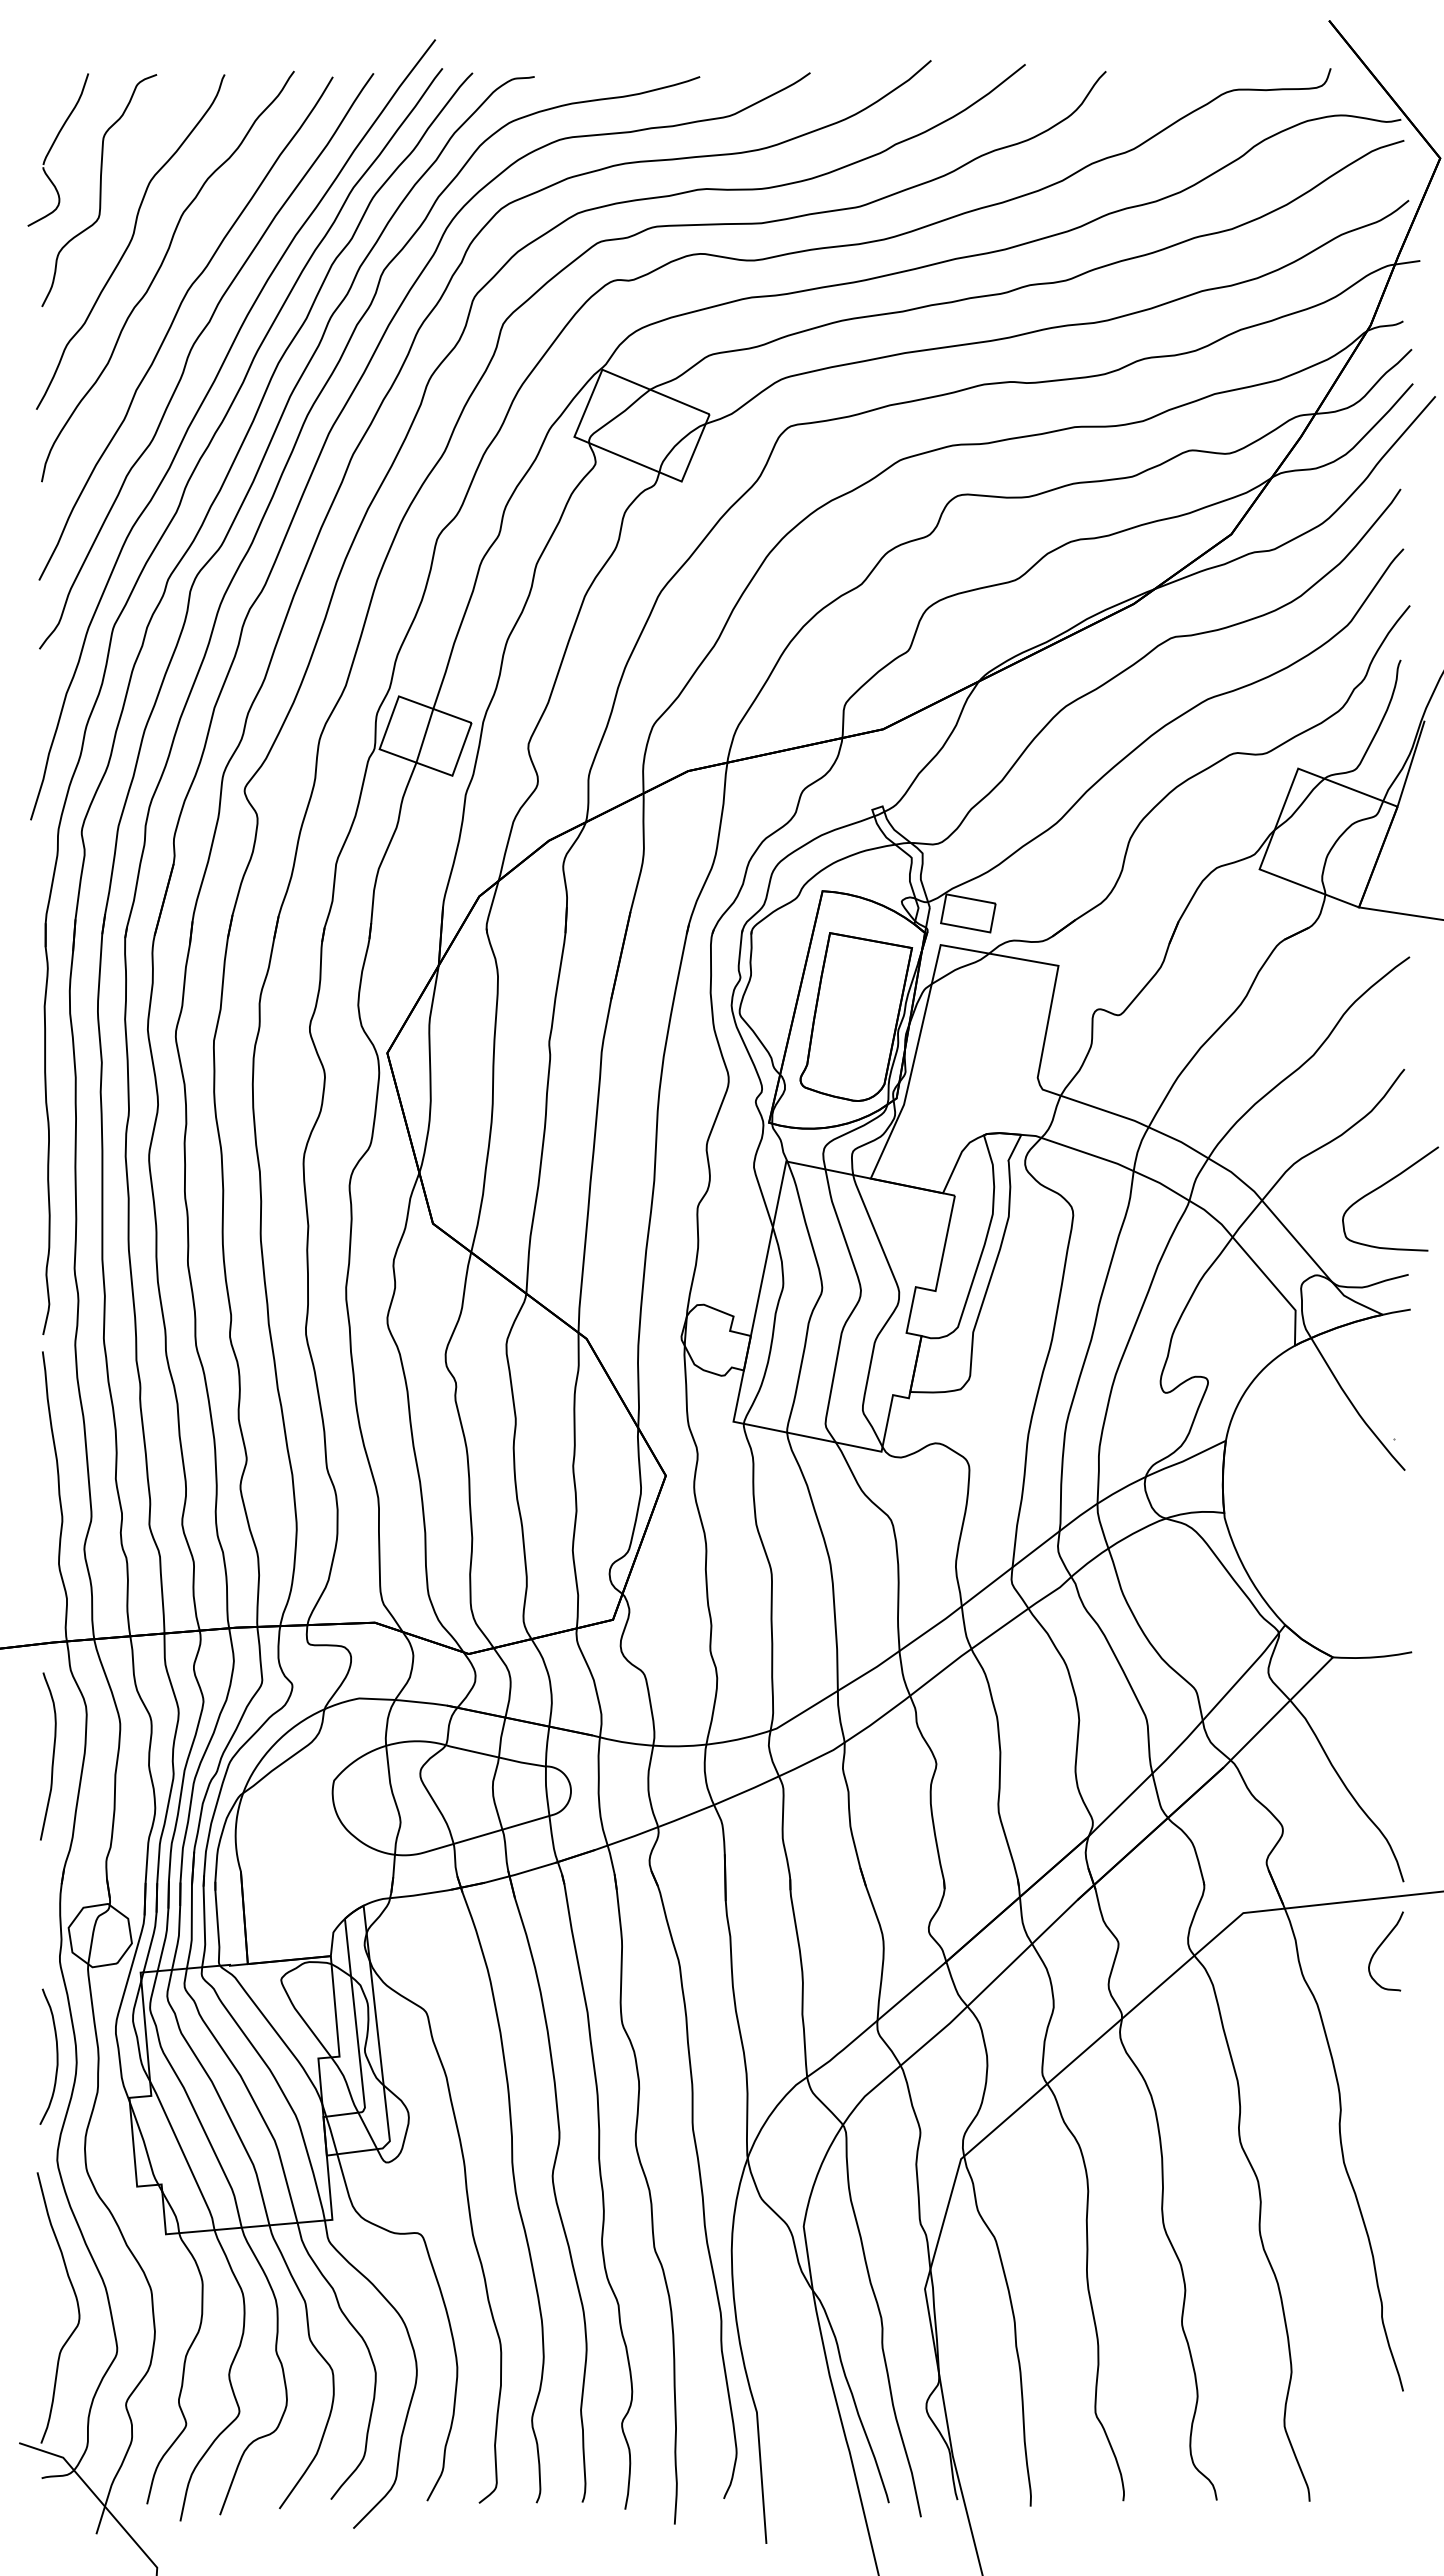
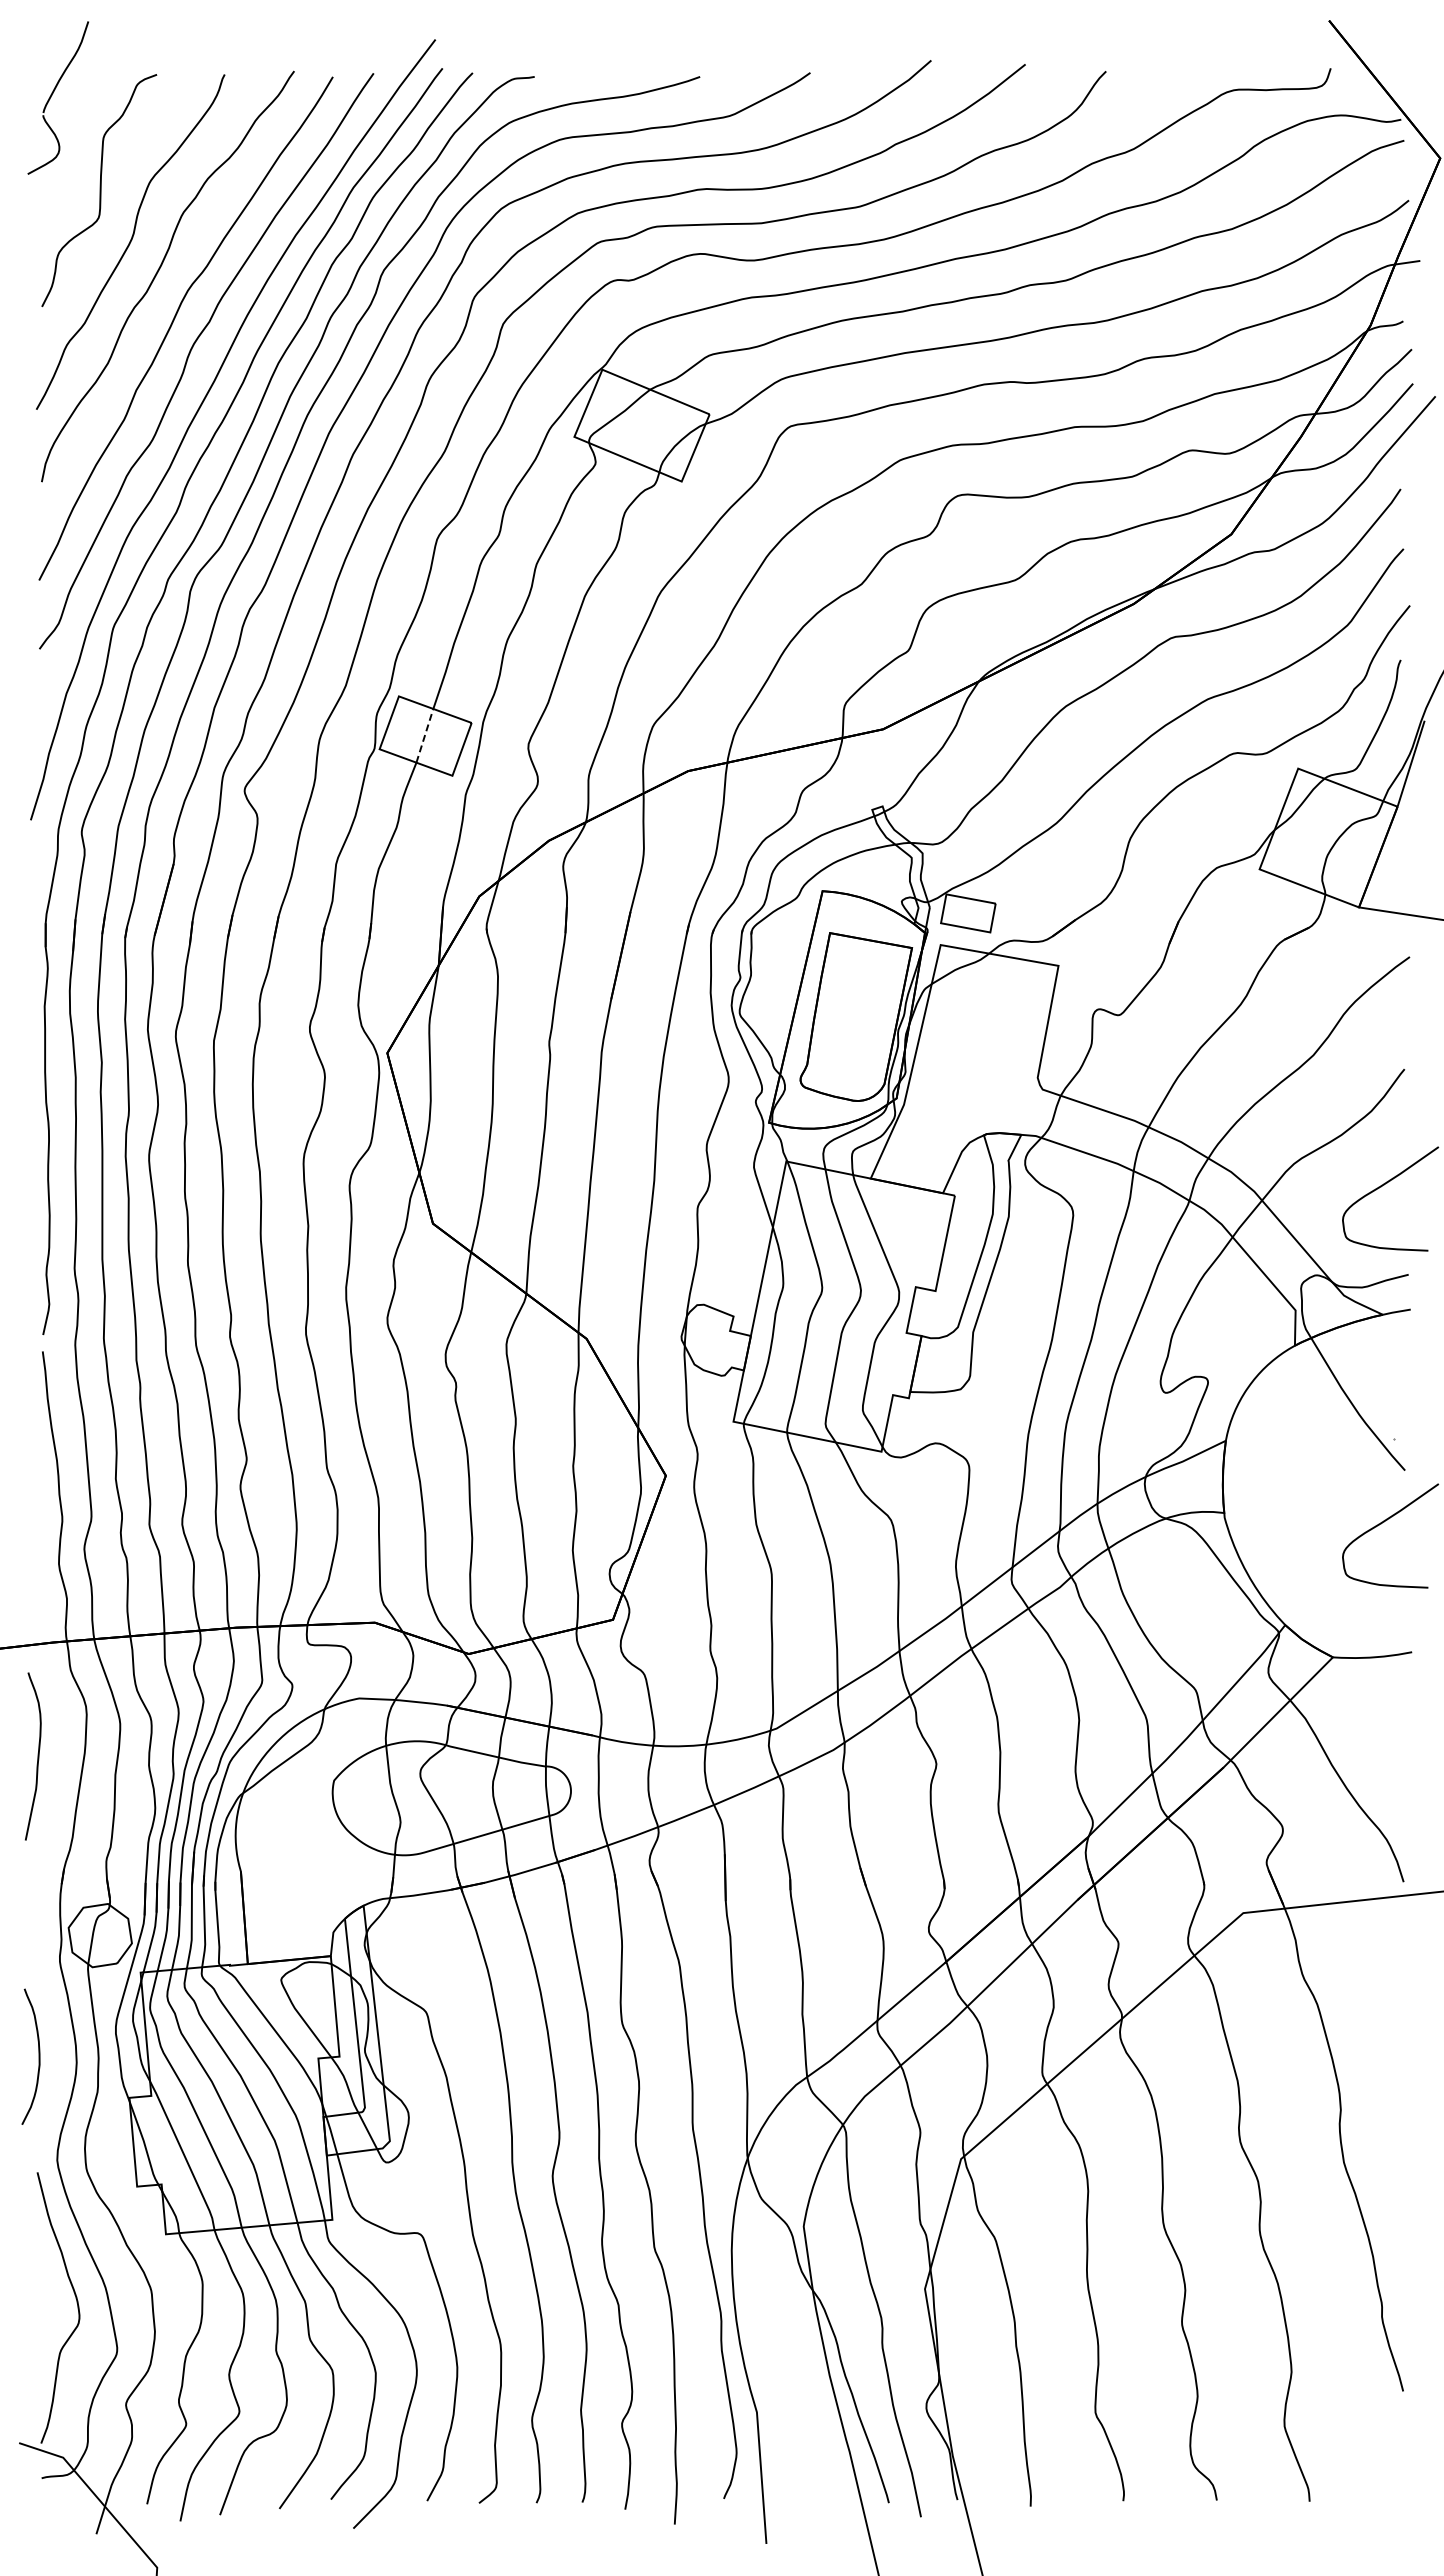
part position: (57, 149) -> (57, 97) (57, 97)
line: solid -> dashed (425, 735)
curve: none -> present (1381, 1524)
curve position: (52, 1756) -> (37, 1756) (37, 1756)
curve: present -> none (1379, 1948)
curve position: (56, 2056) -> (38, 2056) (38, 2056)
